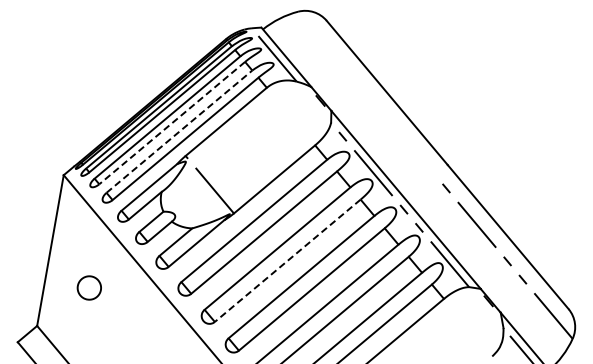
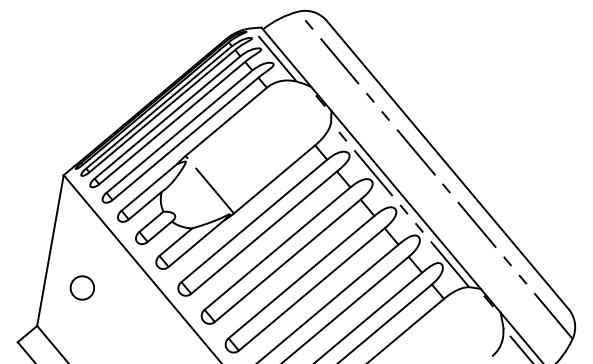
line: none -> present (370, 97)
line: dashed -> solid (171, 123)
line: dashed -> solid (179, 131)
line: dashed -> solid (287, 261)
part position: (88, 287) -> (81, 287) (81, 287)
